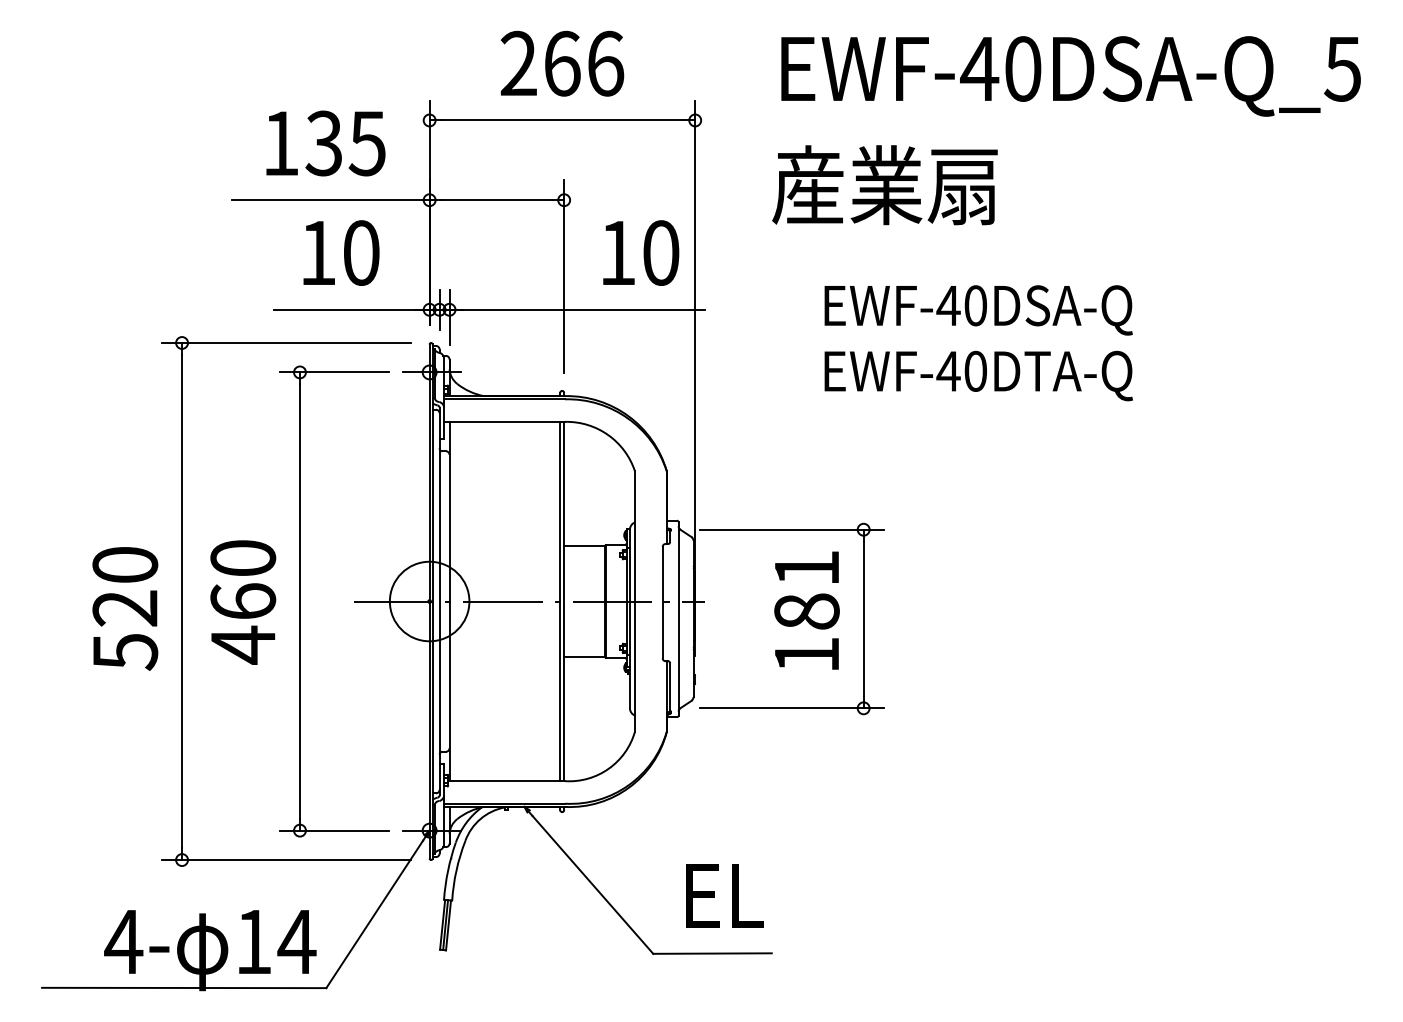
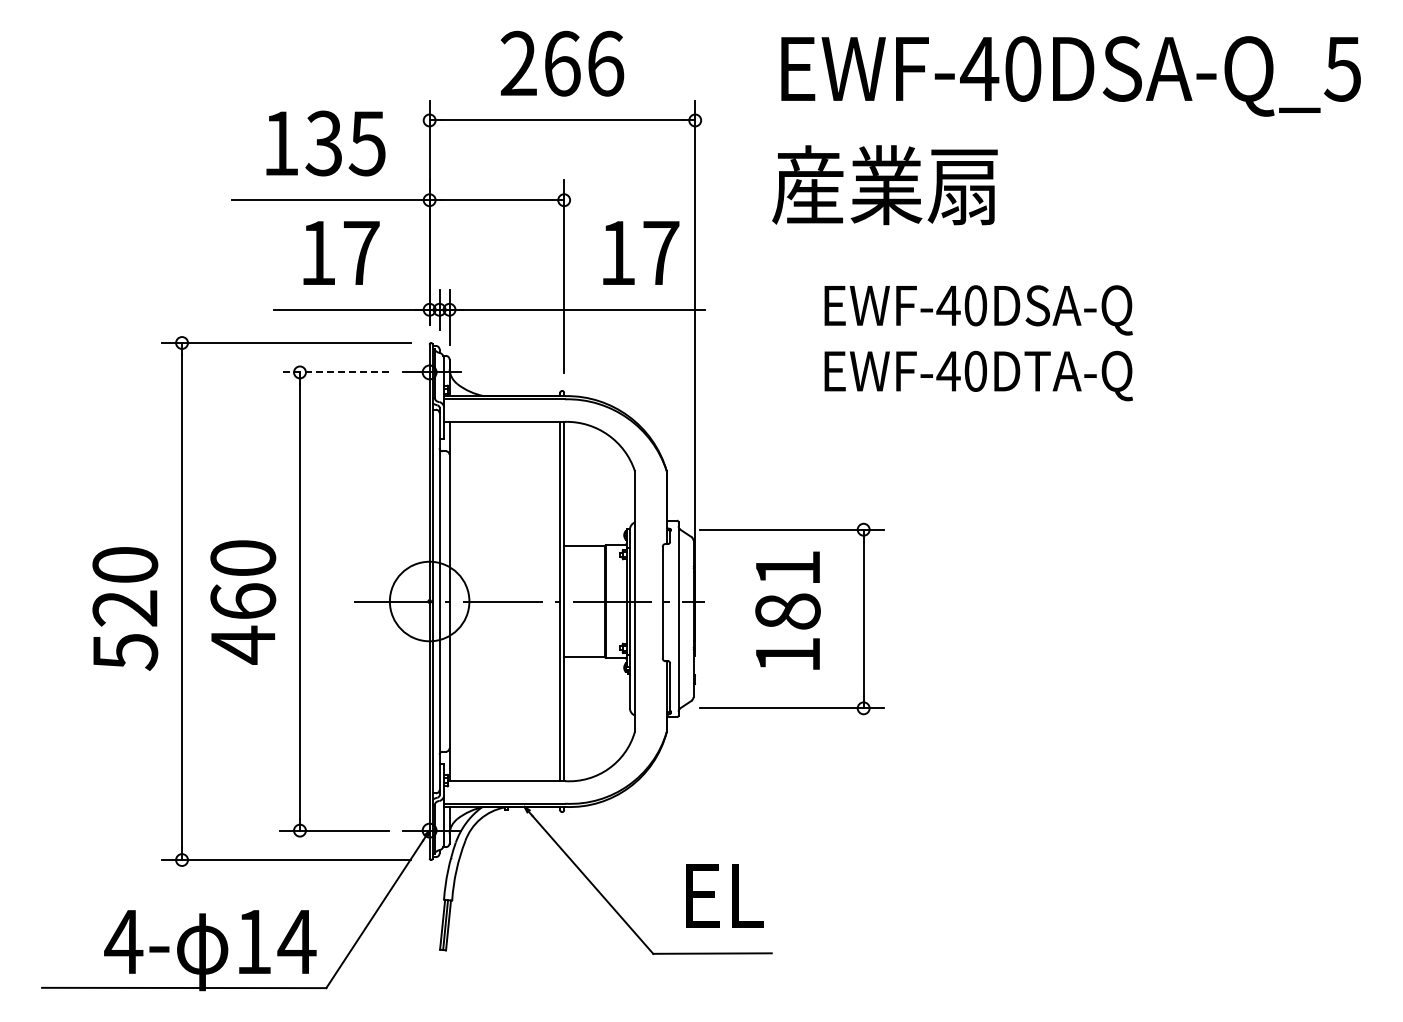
text: 10 -> 17 (361, 252)
text: 10 -> 17 (661, 252)
line: solid -> dashed (334, 372)
text position: (806, 610) -> (787, 610) (787, 610)
